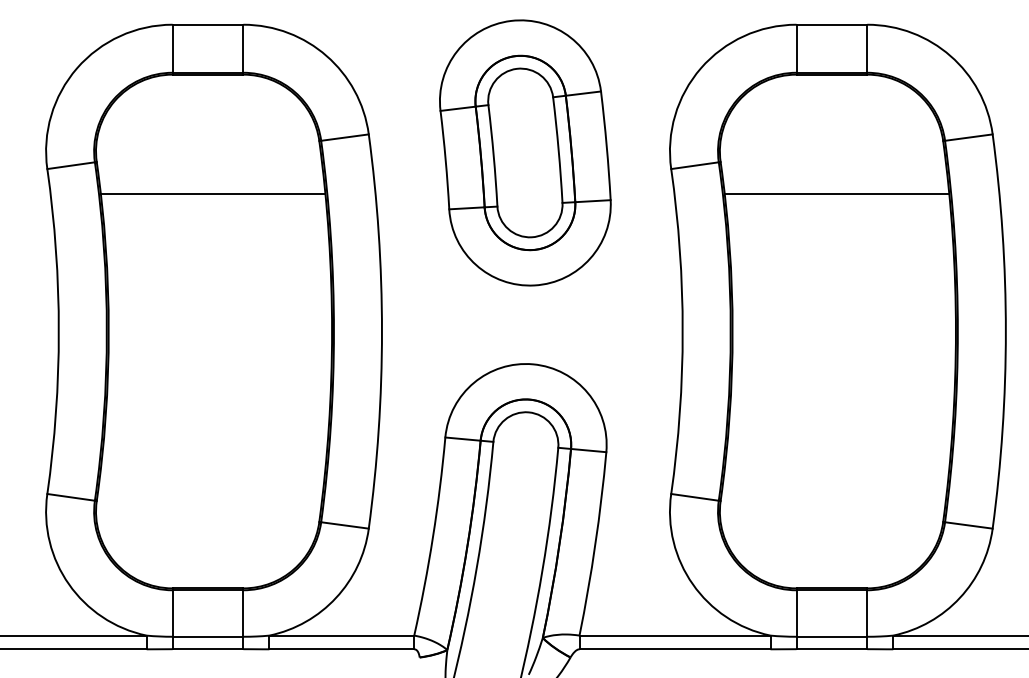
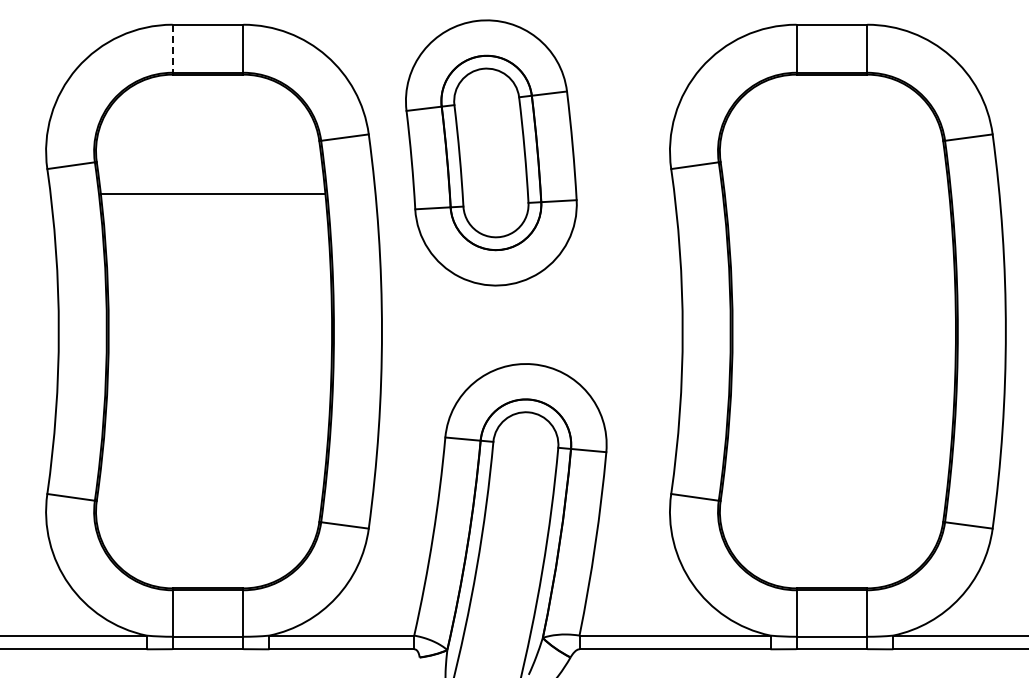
line: solid -> dashed (172, 49)
part position: (525, 152) -> (491, 152) (491, 152)
line: present -> none (836, 193)
